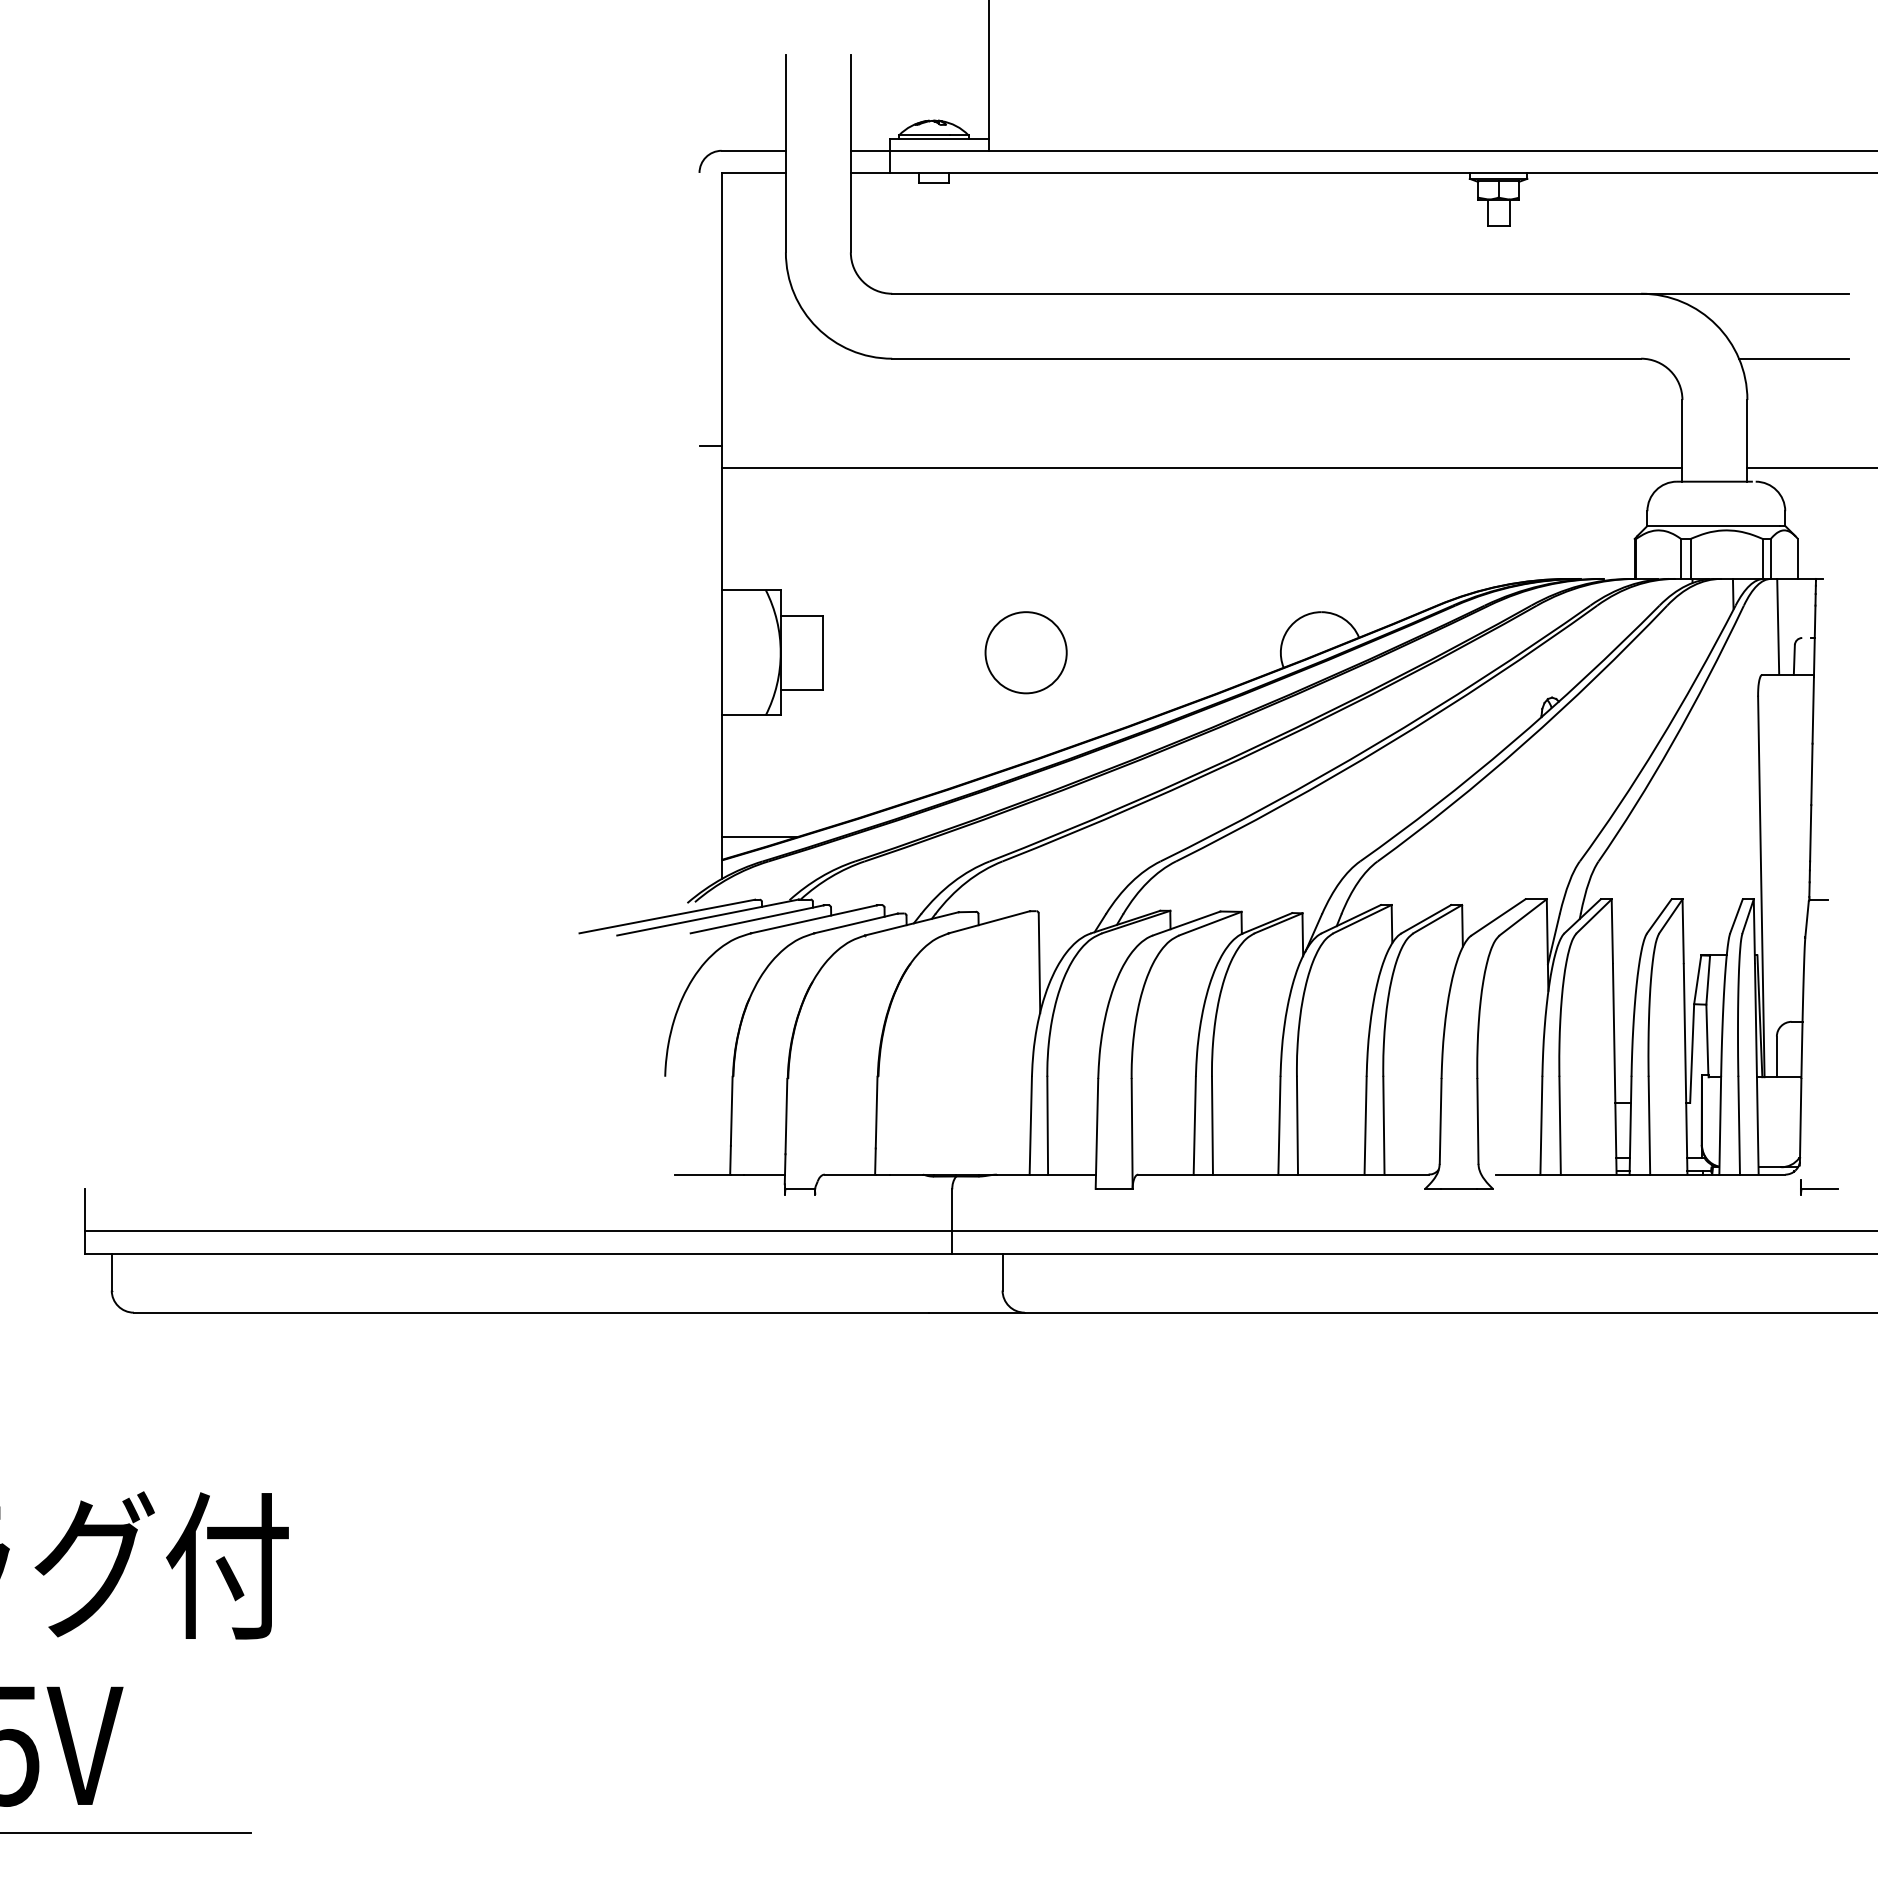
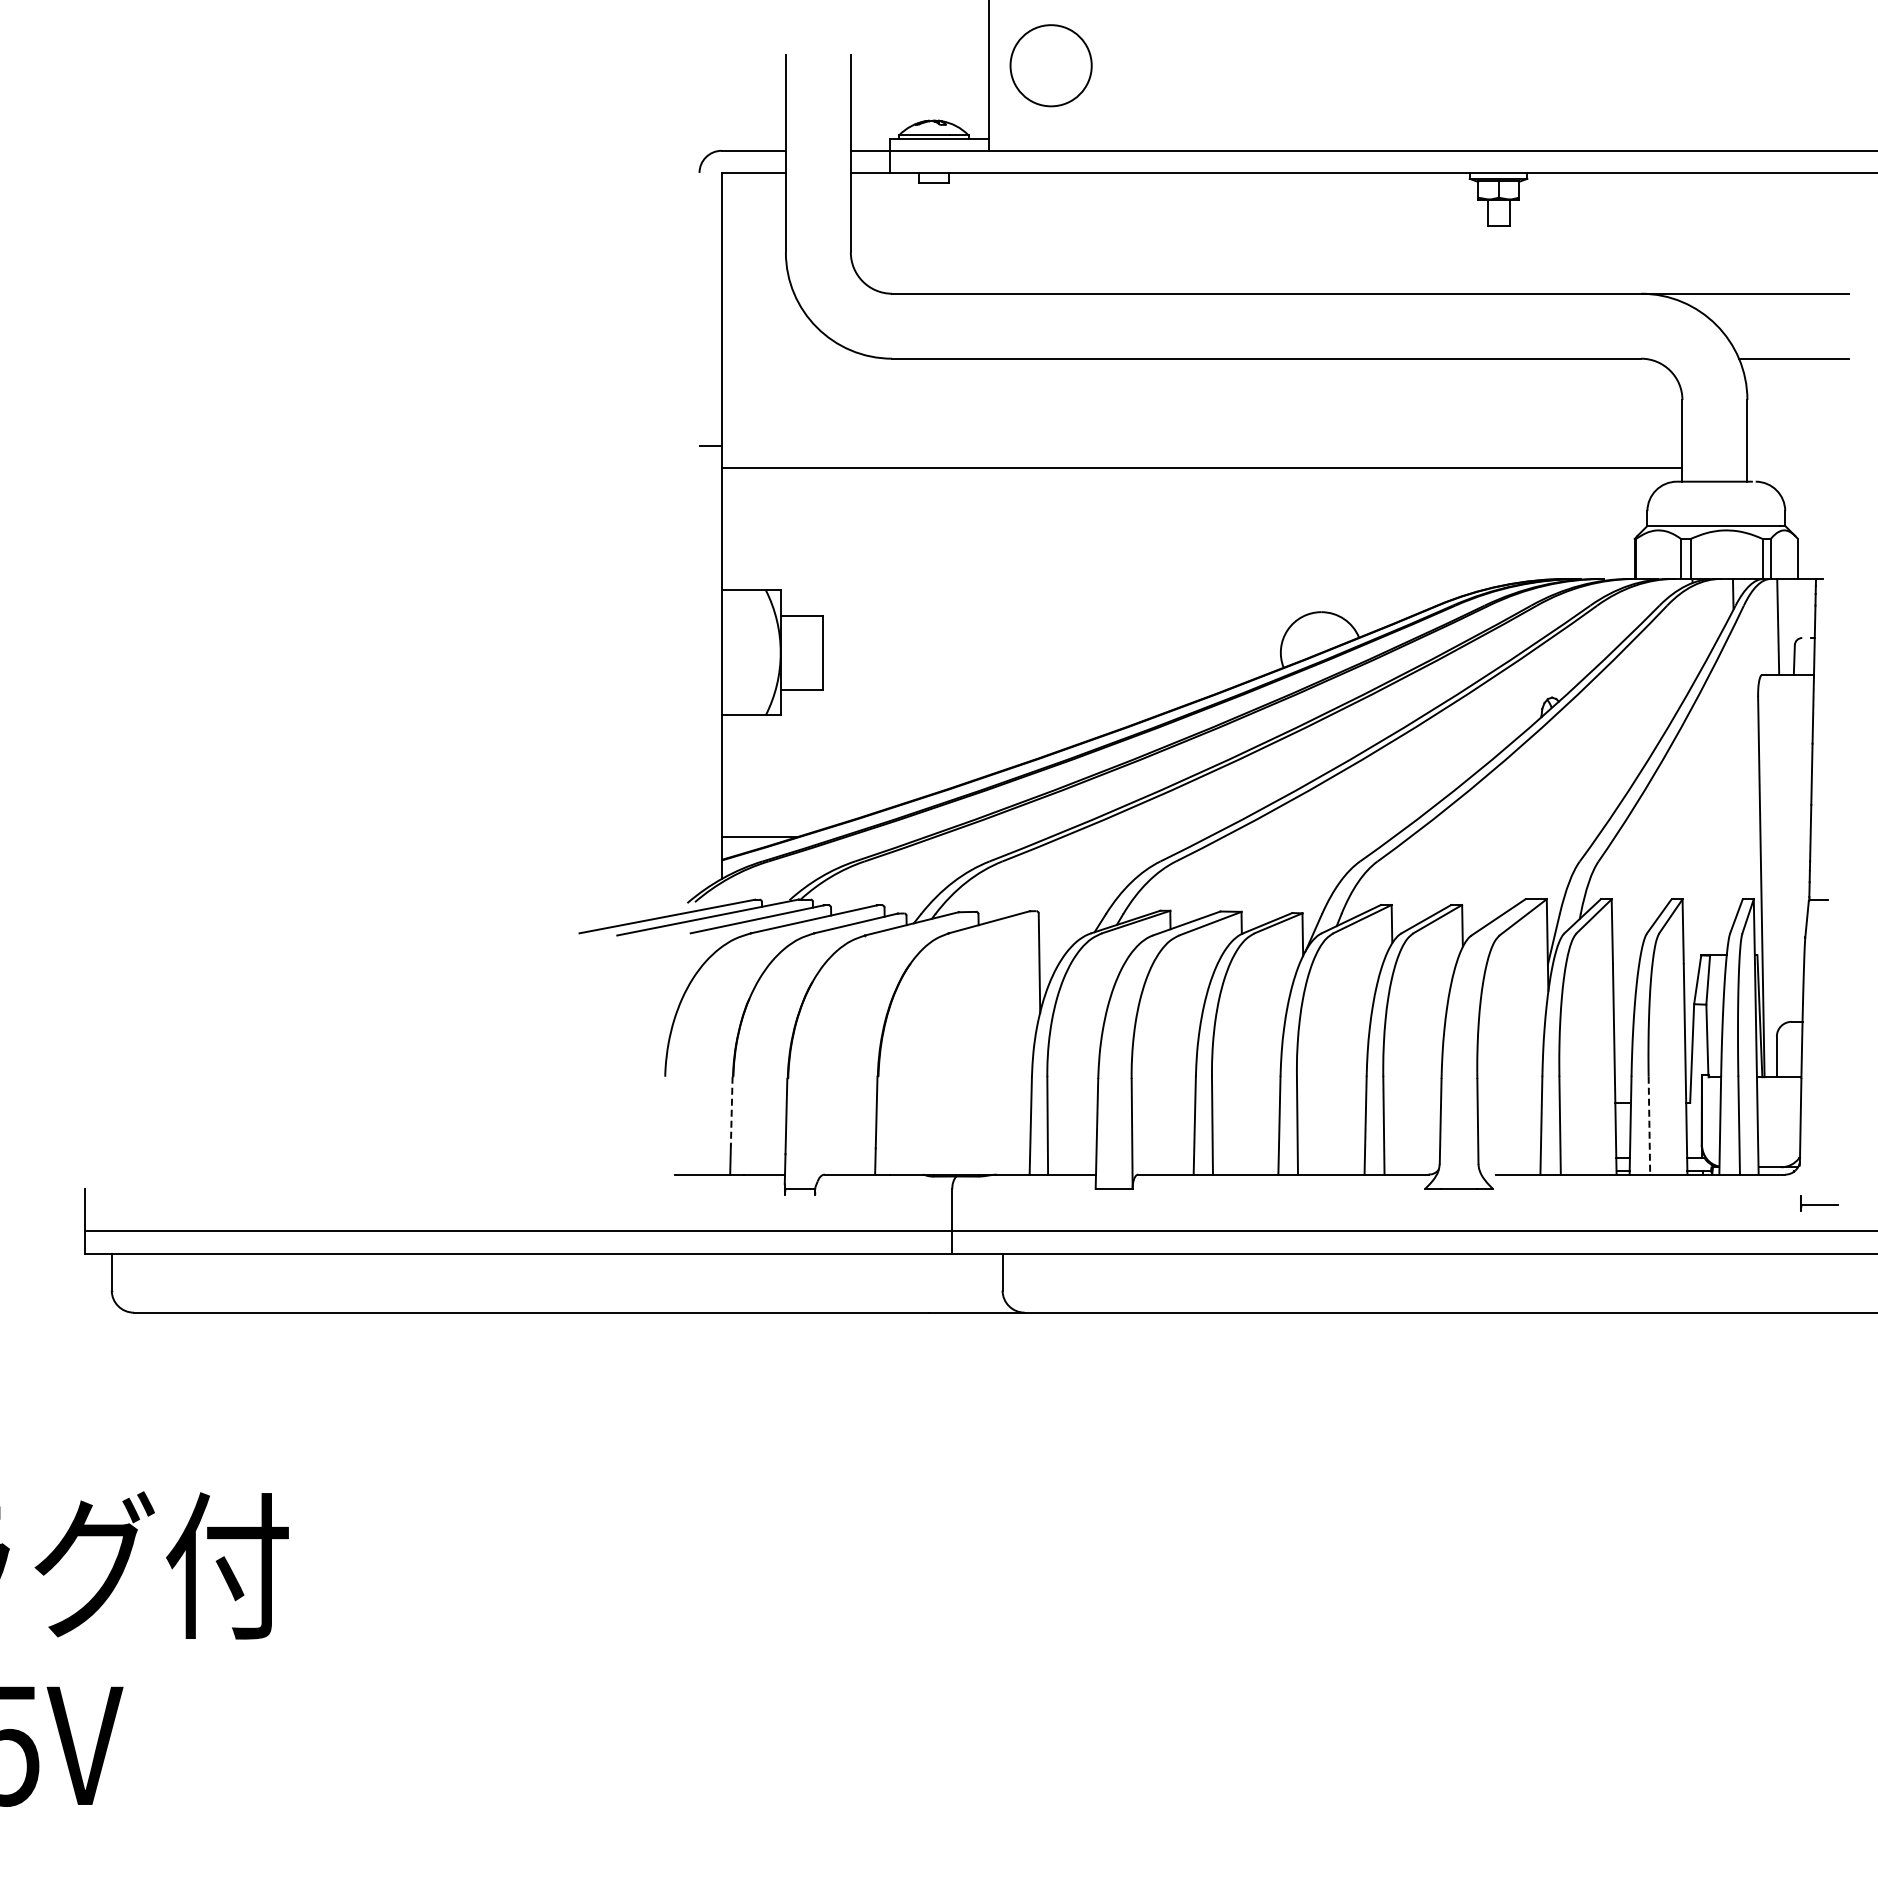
line: present -> none (1810, 468)
circle position: (1025, 652) -> (1050, 65) (1050, 65)
line: solid -> dashed (731, 1111)
line: solid -> dashed (1649, 1125)
part position: (1819, 1187) -> (1819, 1203) (1819, 1203)
line: present -> none (126, 1833)
